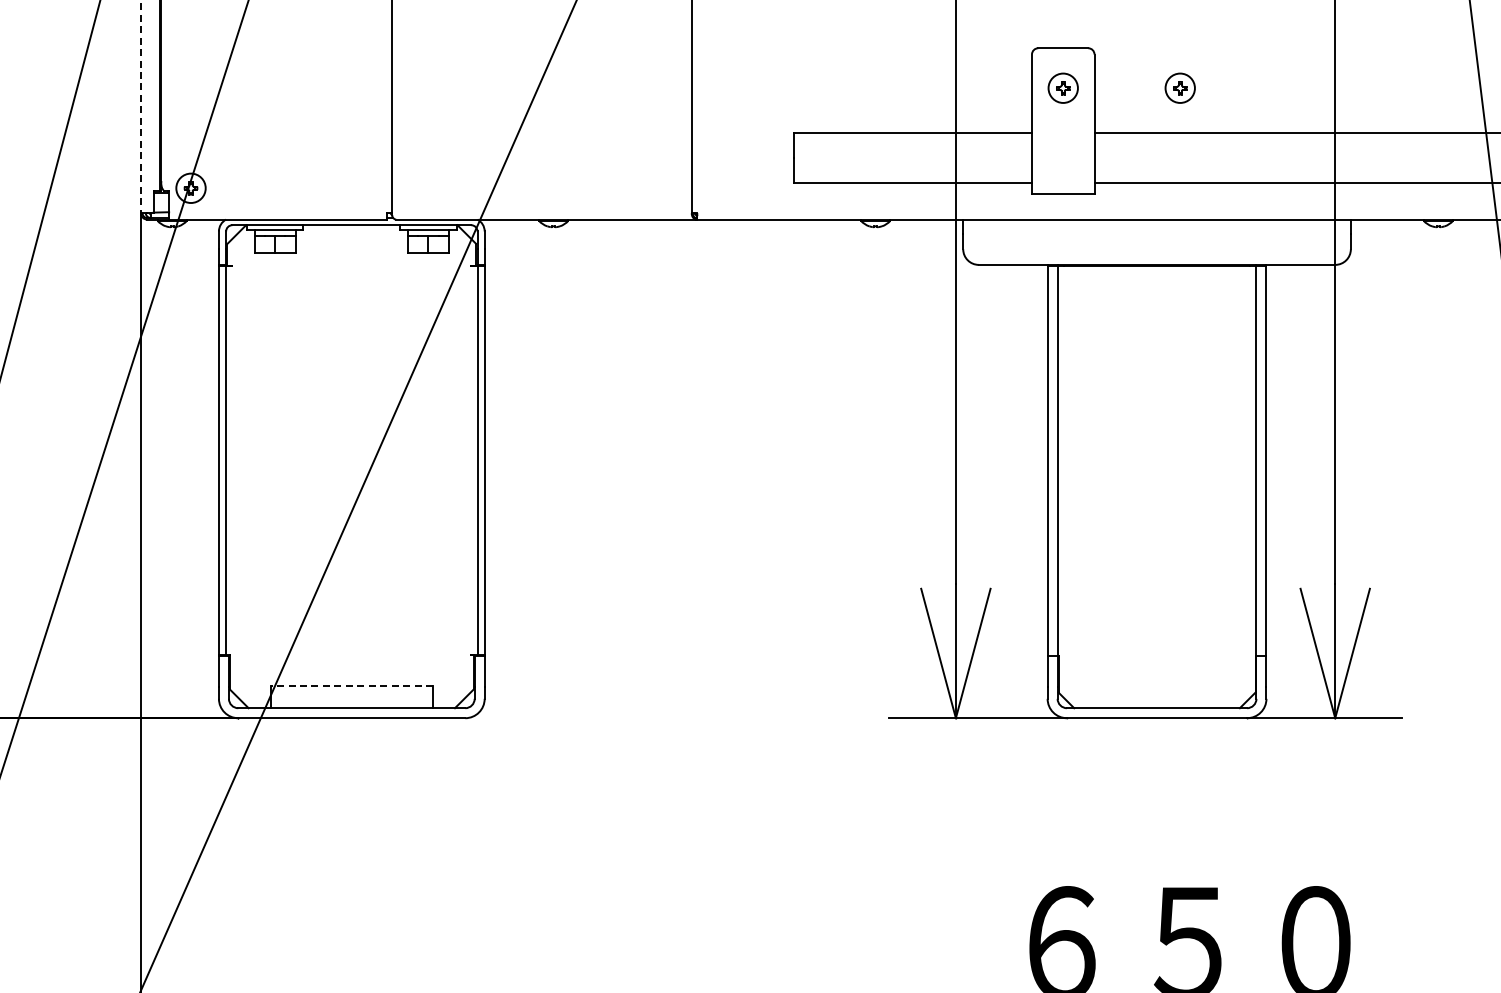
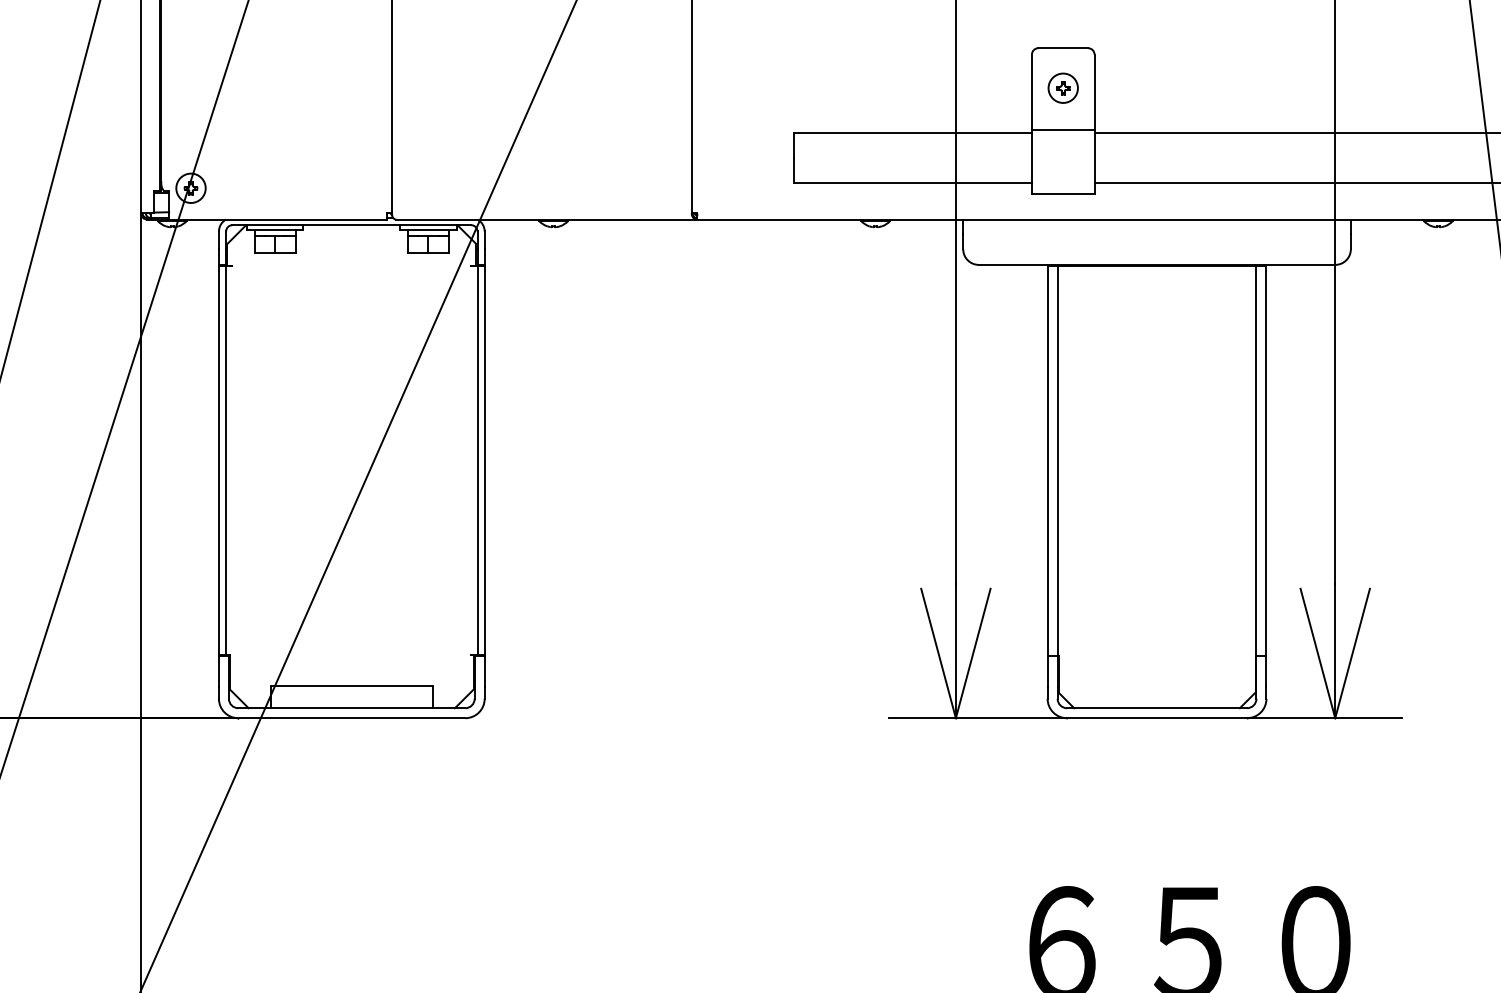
part: present -> none (1179, 87)
line: dashed -> solid (141, 107)
line: none -> present (1062, 129)
line: dashed -> solid (351, 686)
